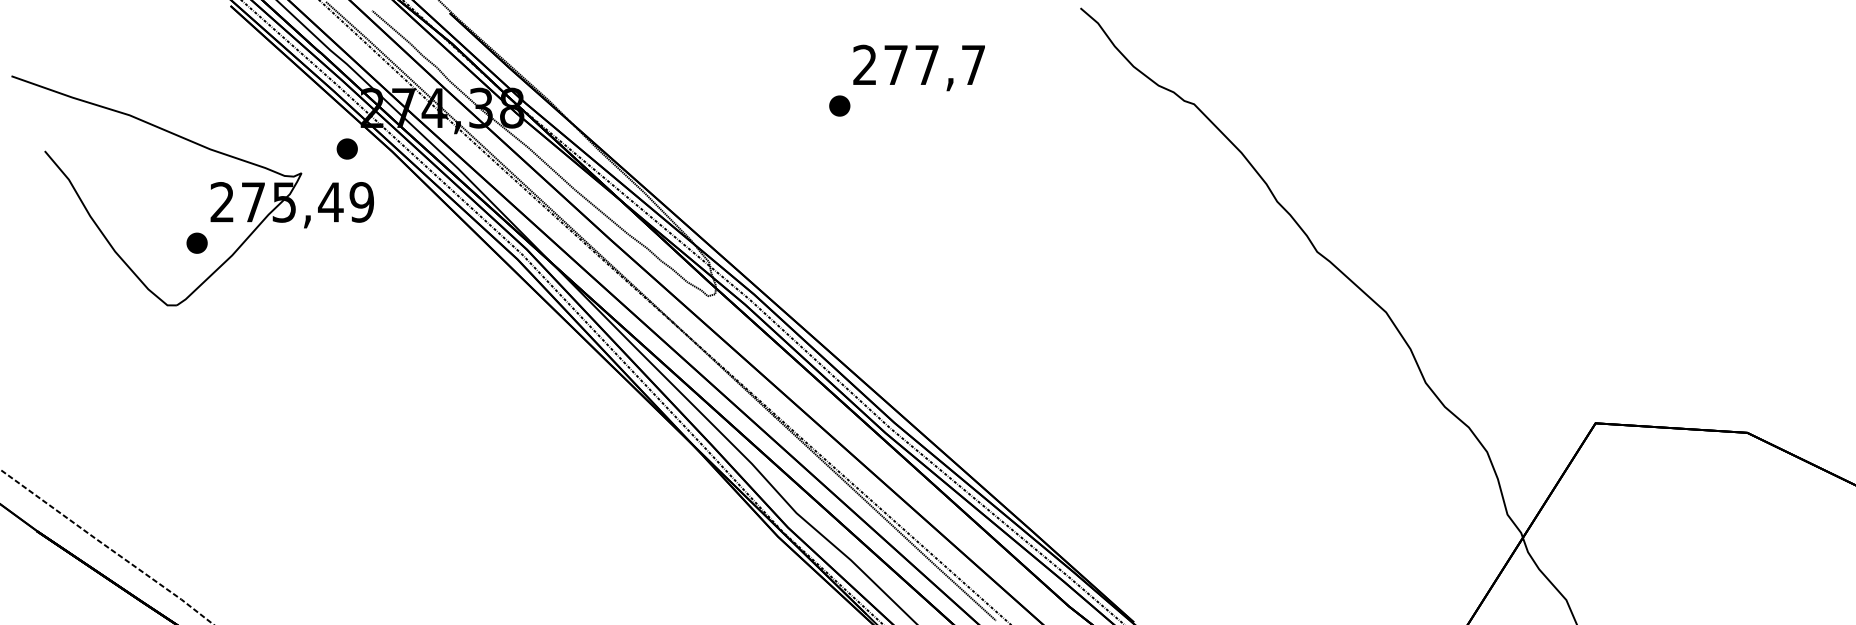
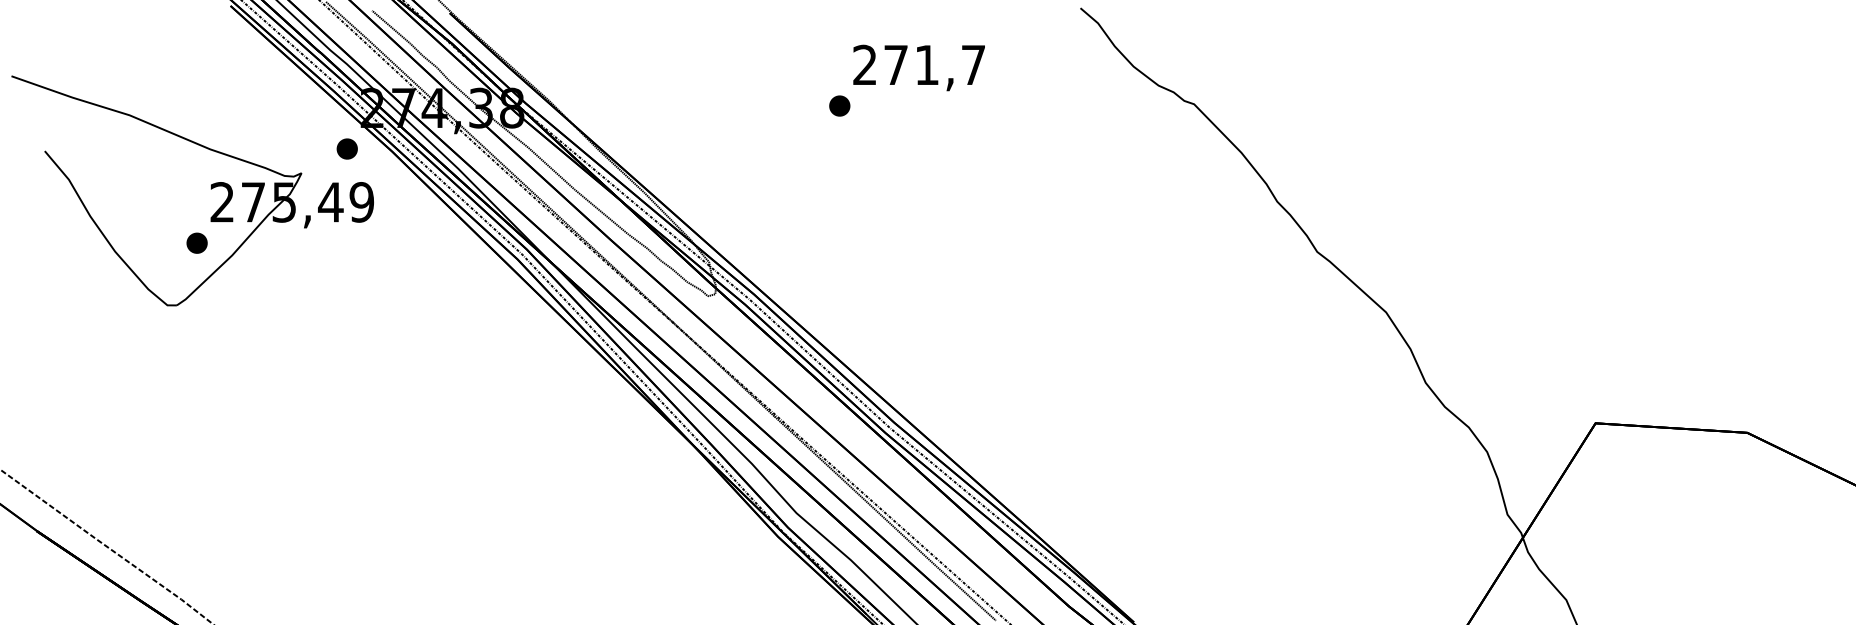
text: 277,7 -> 271,7 (926, 64)
